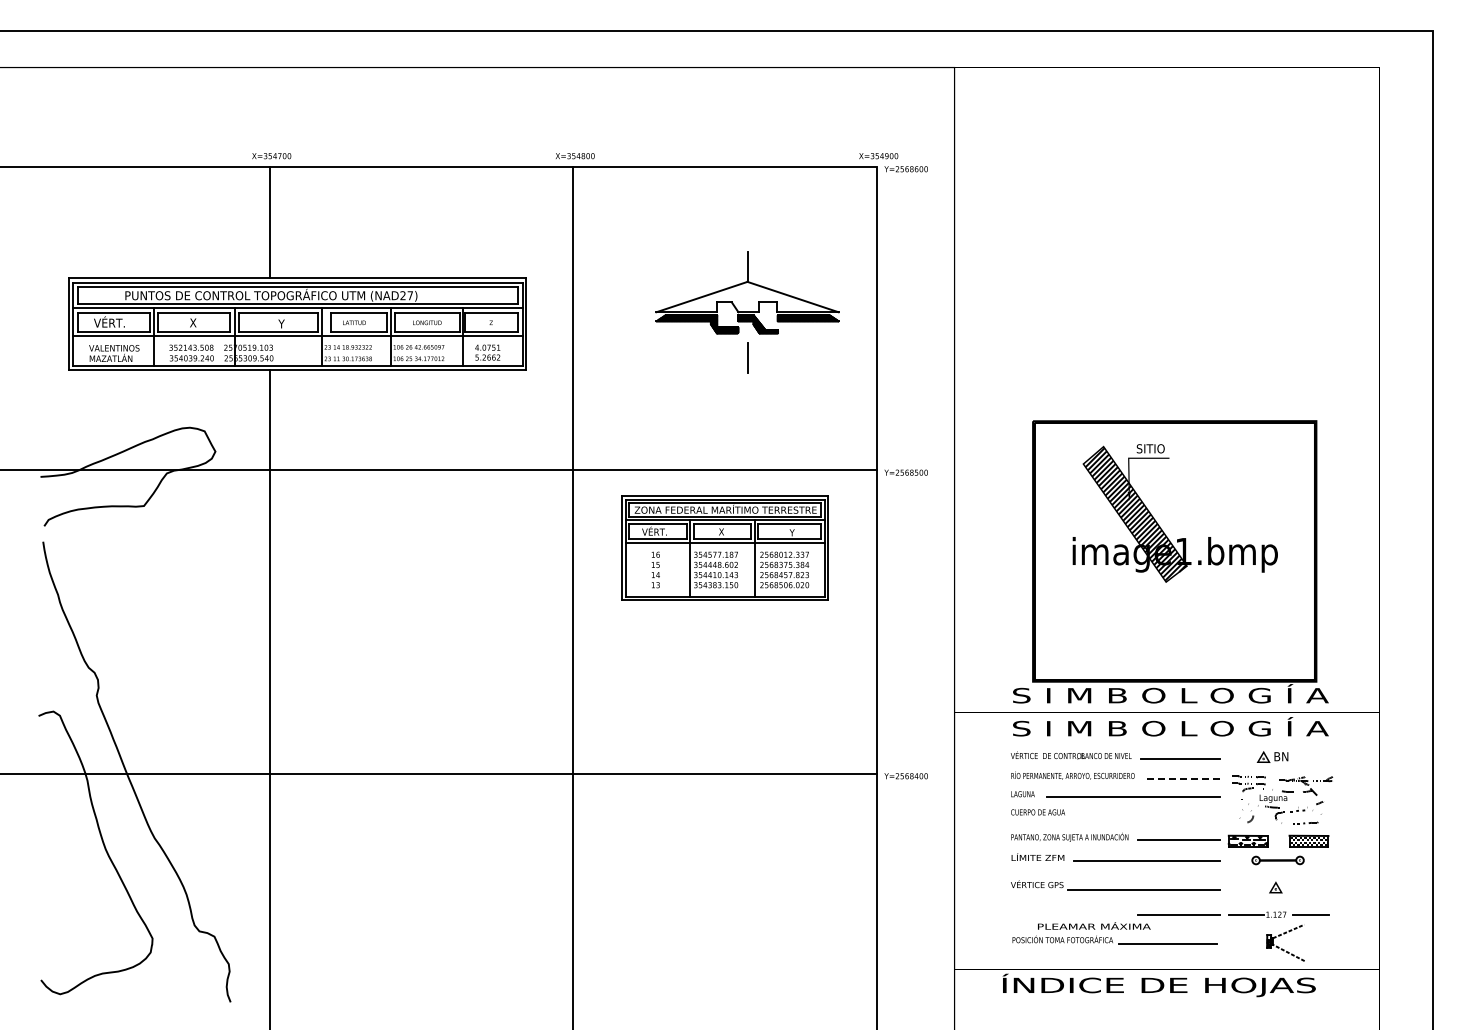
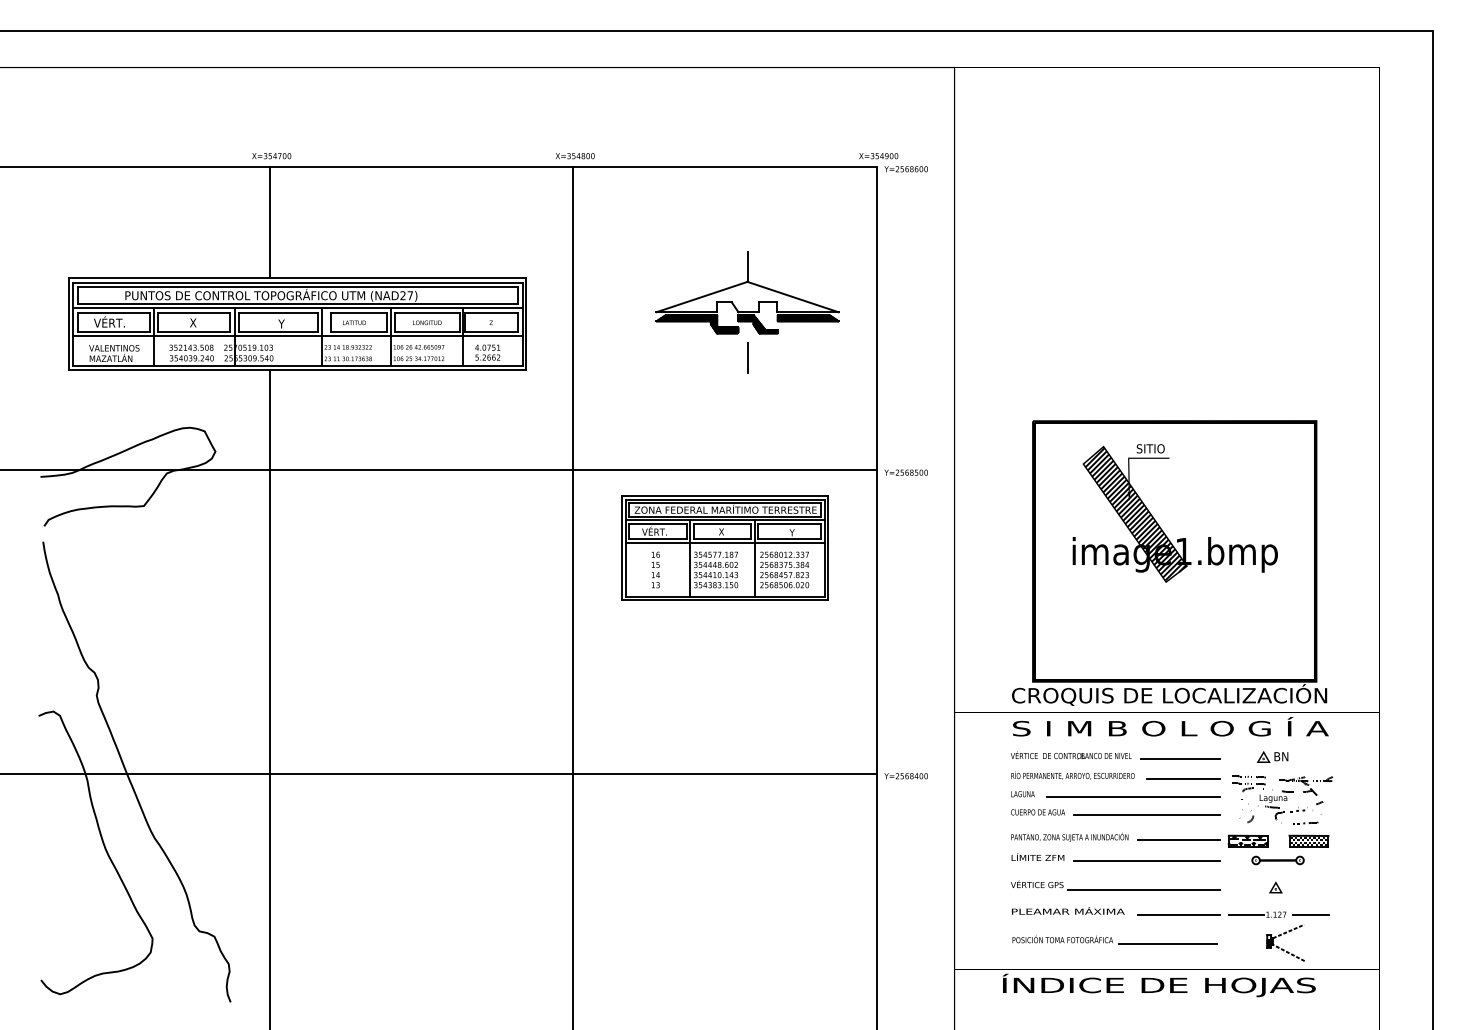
text: S I M B O L O G Í A -> CROQUIS DE LOCALIZACIÓN (1170, 694)
line: dashed -> solid (1184, 779)
line: none -> present (1147, 815)
text position: (1094, 925) -> (1068, 910) (1068, 910)
